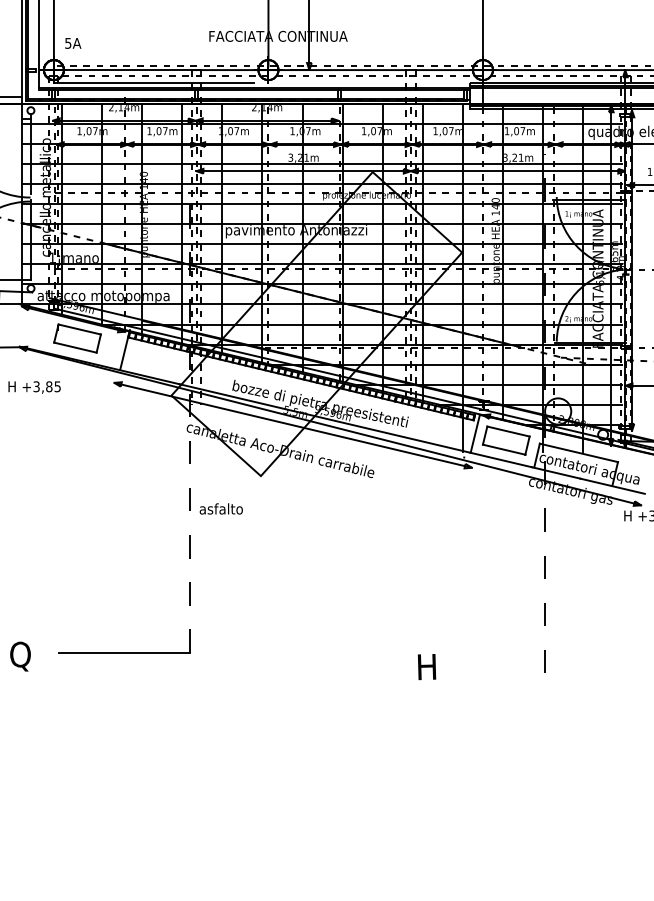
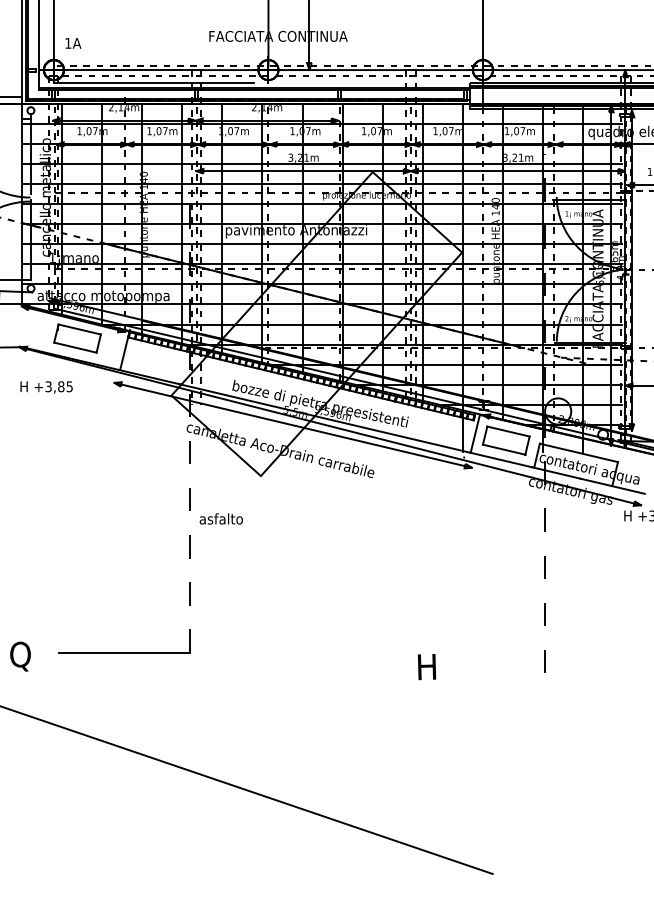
text: 5A -> 1A (68, 43)
text position: (34, 387) -> (46, 387) (46, 387)
text position: (220, 508) -> (220, 518) (220, 518)
line: none -> present (247, 790)
